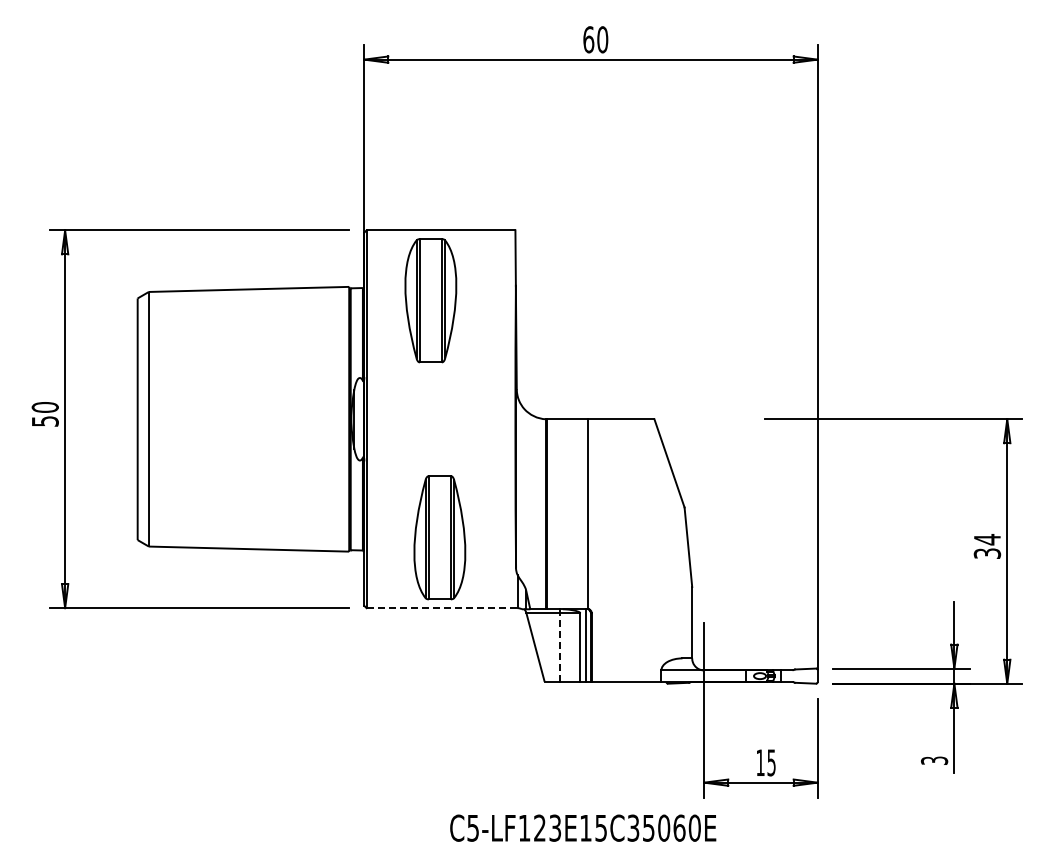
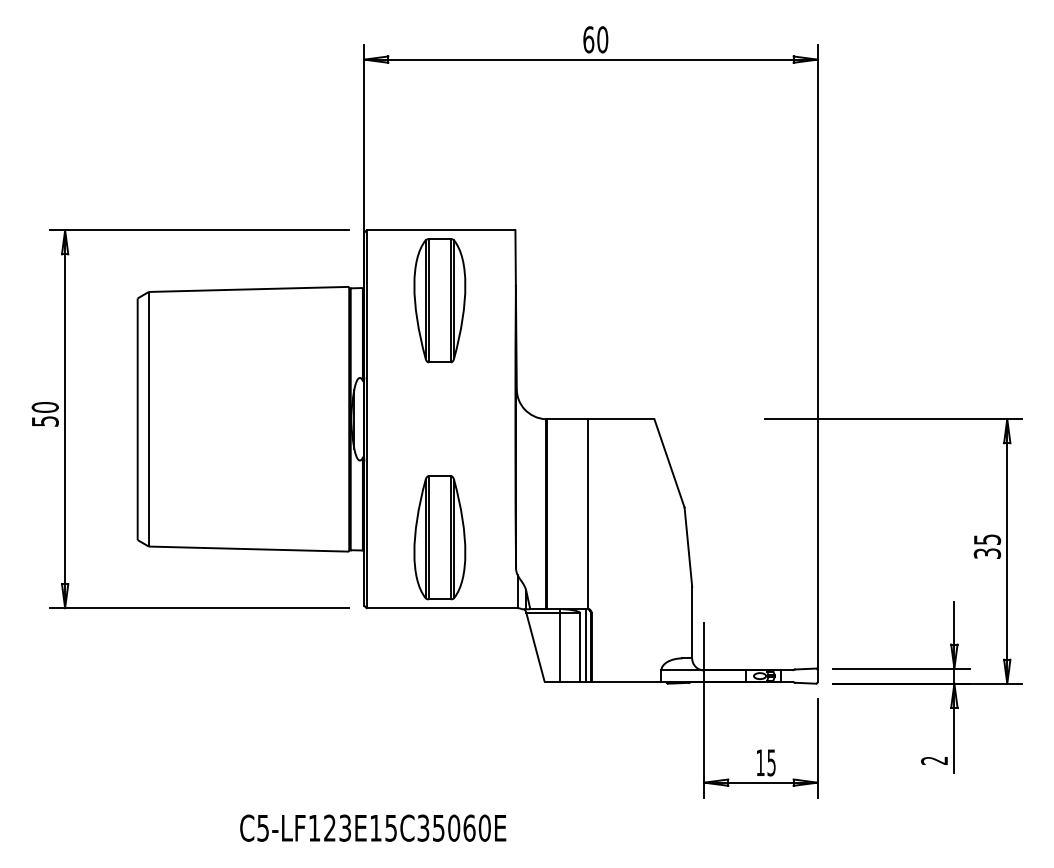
part position: (430, 300) -> (439, 300) (439, 300)
text: 34 -> 35 (987, 539)
line: dashed -> solid (442, 608)
line: dashed -> solid (560, 646)
text: 3 -> 2 (934, 760)
text position: (583, 827) -> (373, 827) (373, 827)
